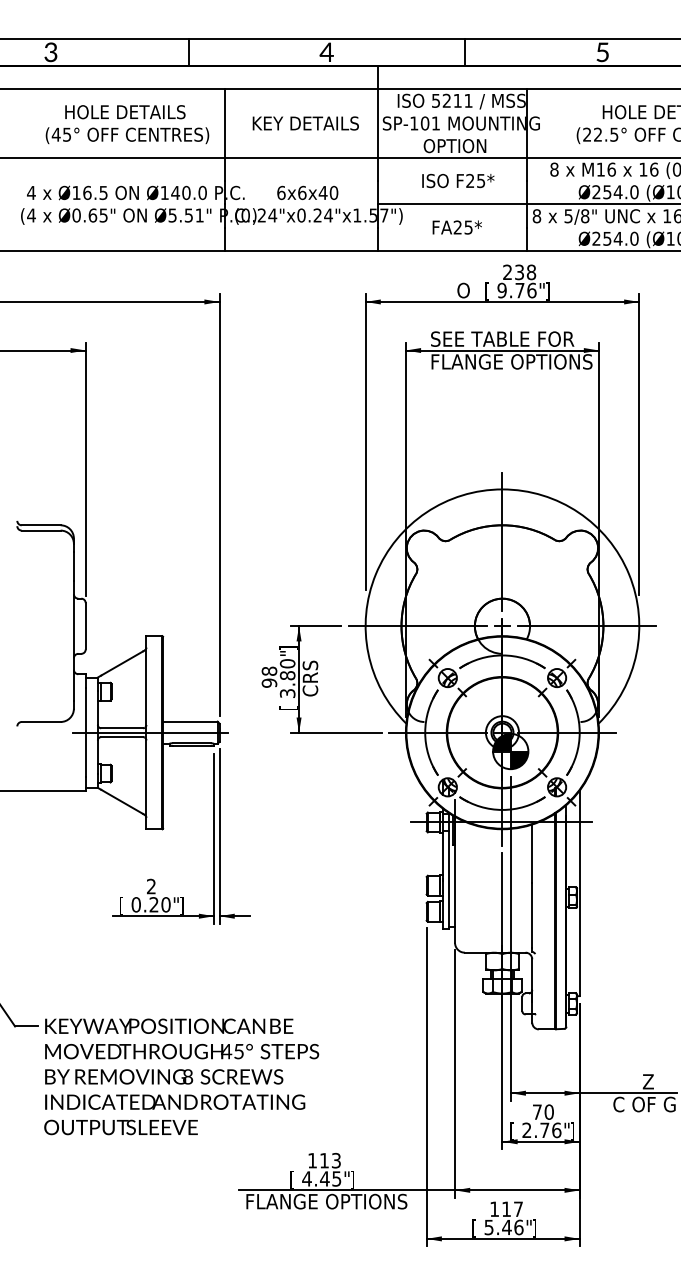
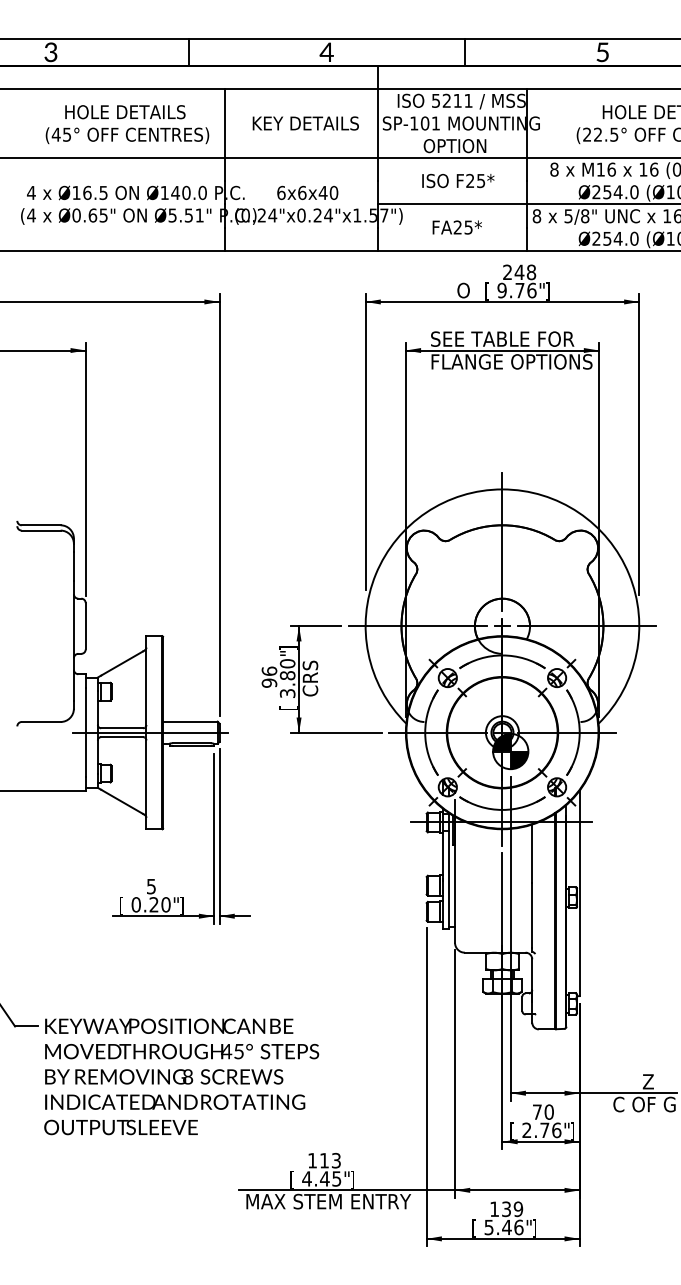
text: 238 -> 248 (519, 272)
text: 98 -> 96 (269, 670)
text: 2 -> 5 (151, 886)
text: FLANGE OPTIONS -> MAX STEM ENTRY (329, 1201)
text: 117 -> 139 (512, 1209)
